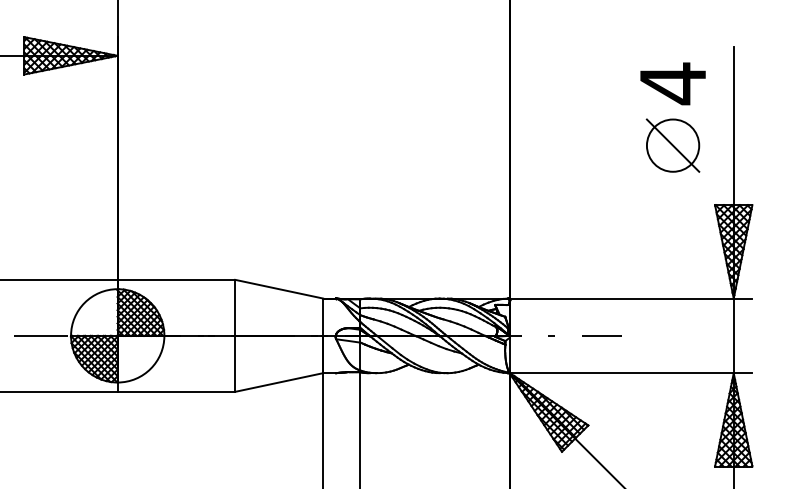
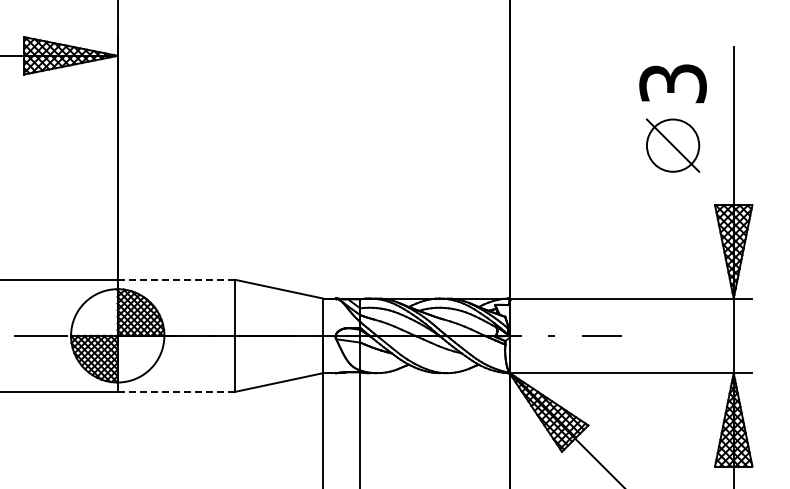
text: 4 -> 3 (672, 83)
line: solid -> dashed (176, 279)
line: solid -> dashed (176, 391)
